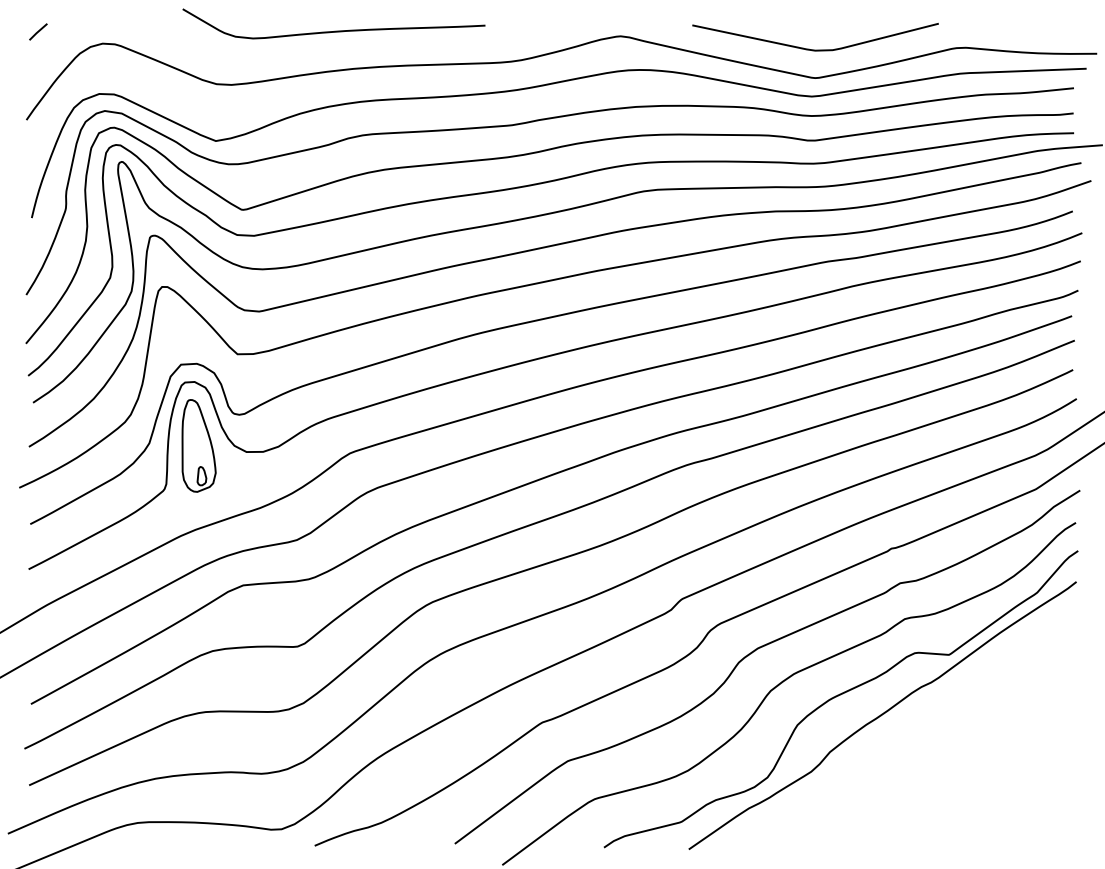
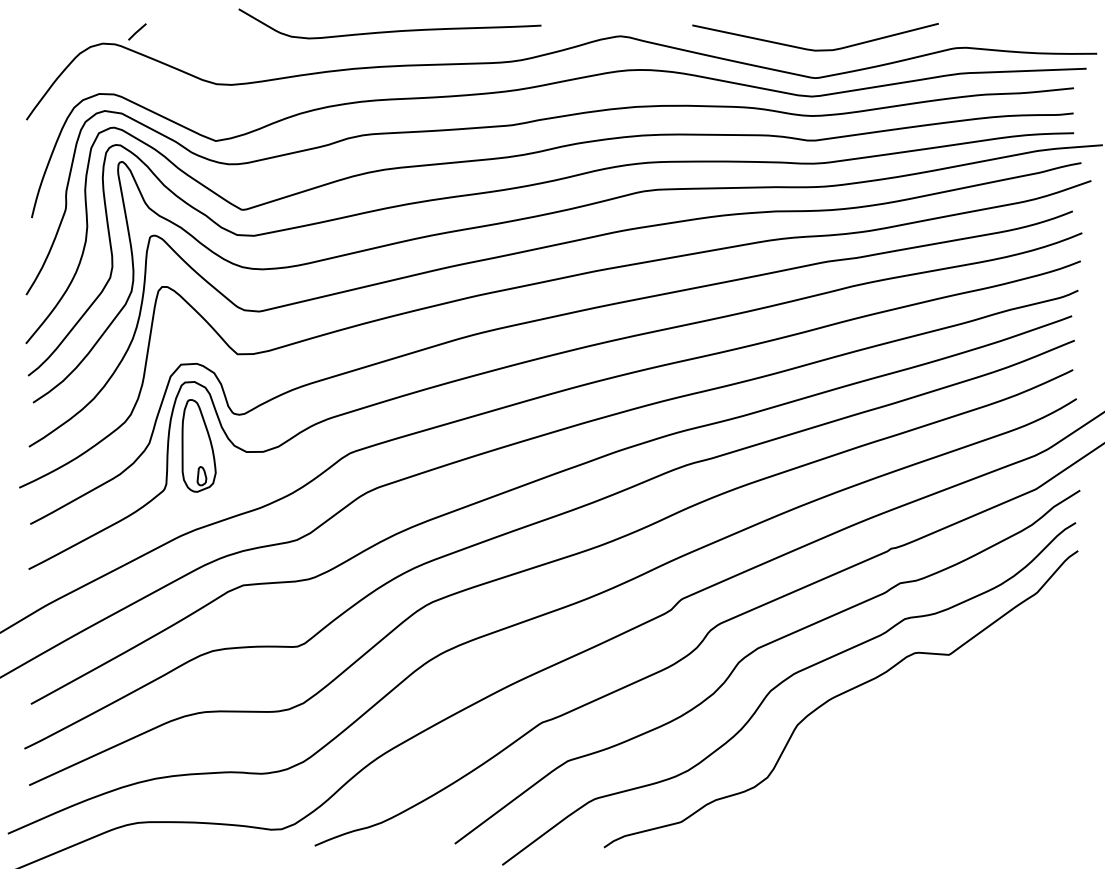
curve position: (334, 30) -> (390, 30) (390, 30)
line position: (38, 31) -> (137, 31) (137, 31)
curve: present -> none (882, 715)
